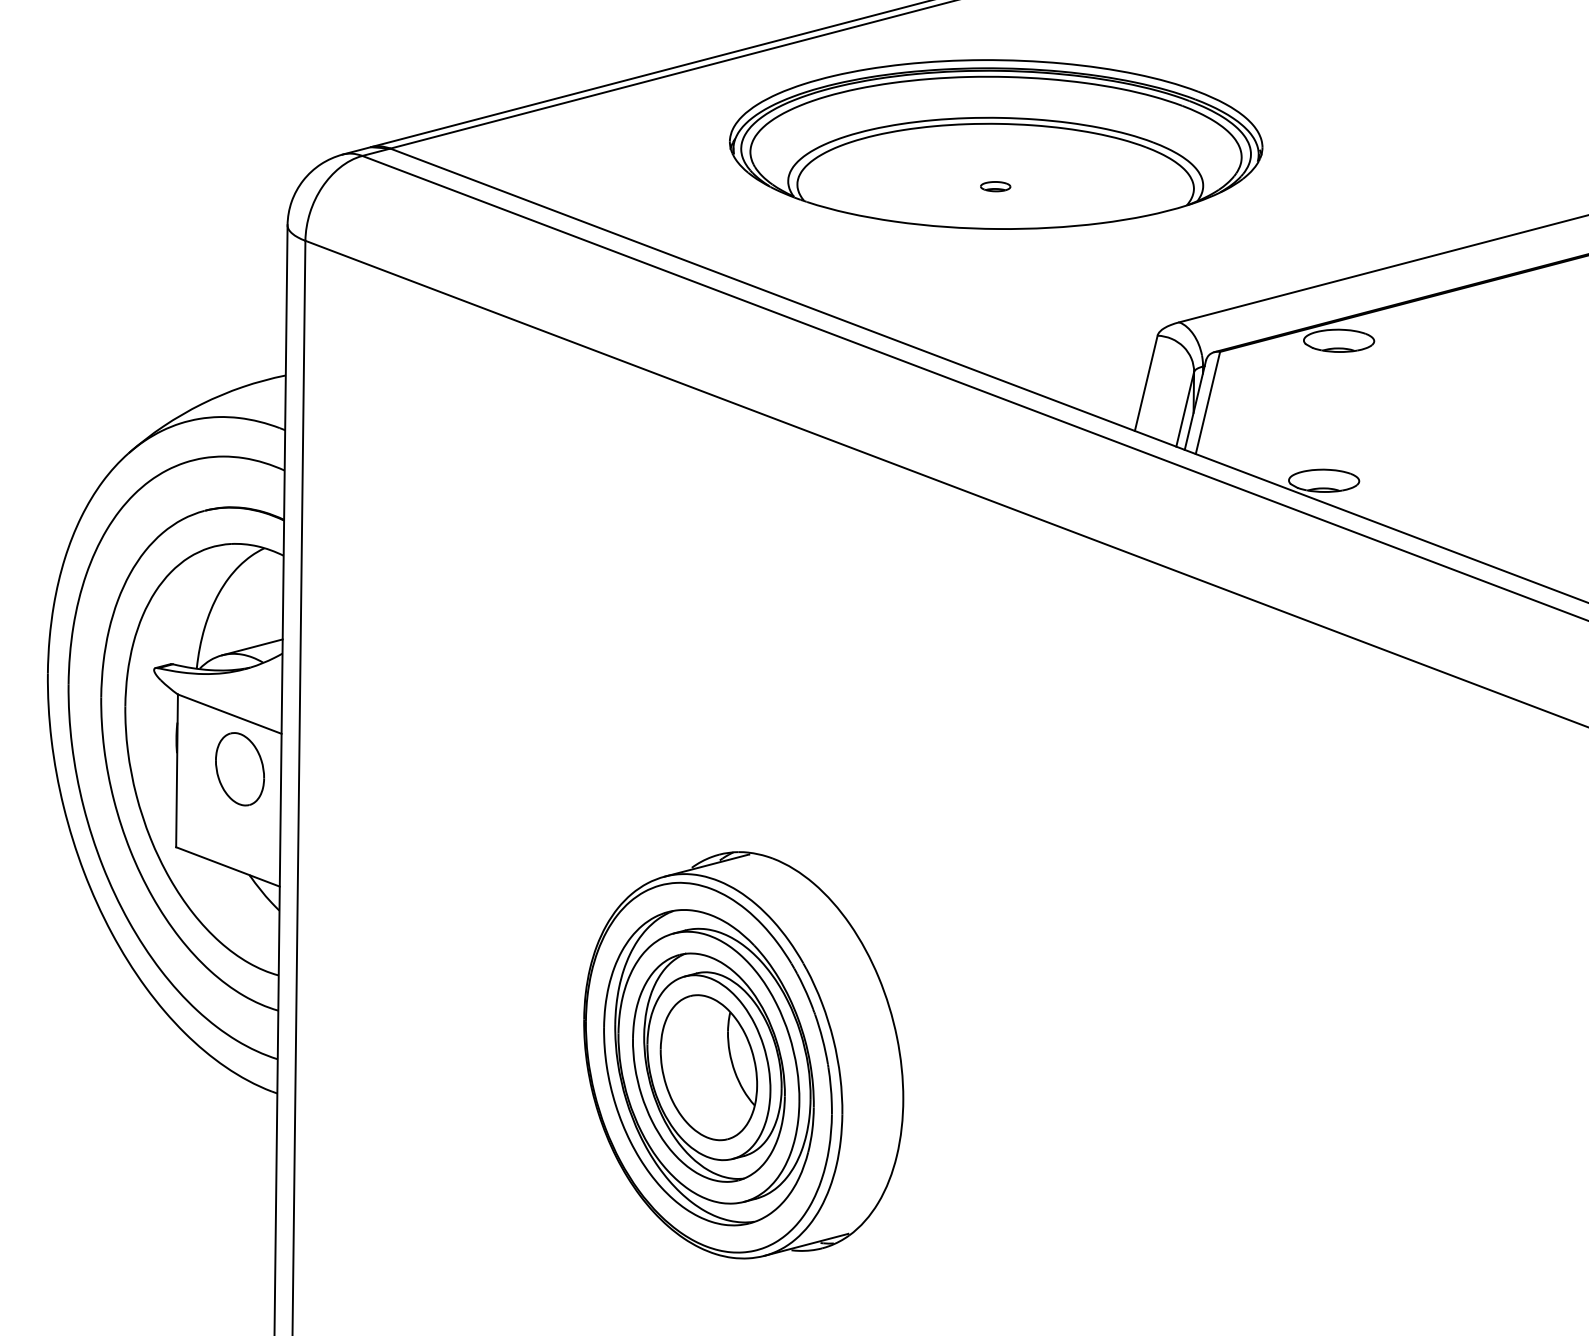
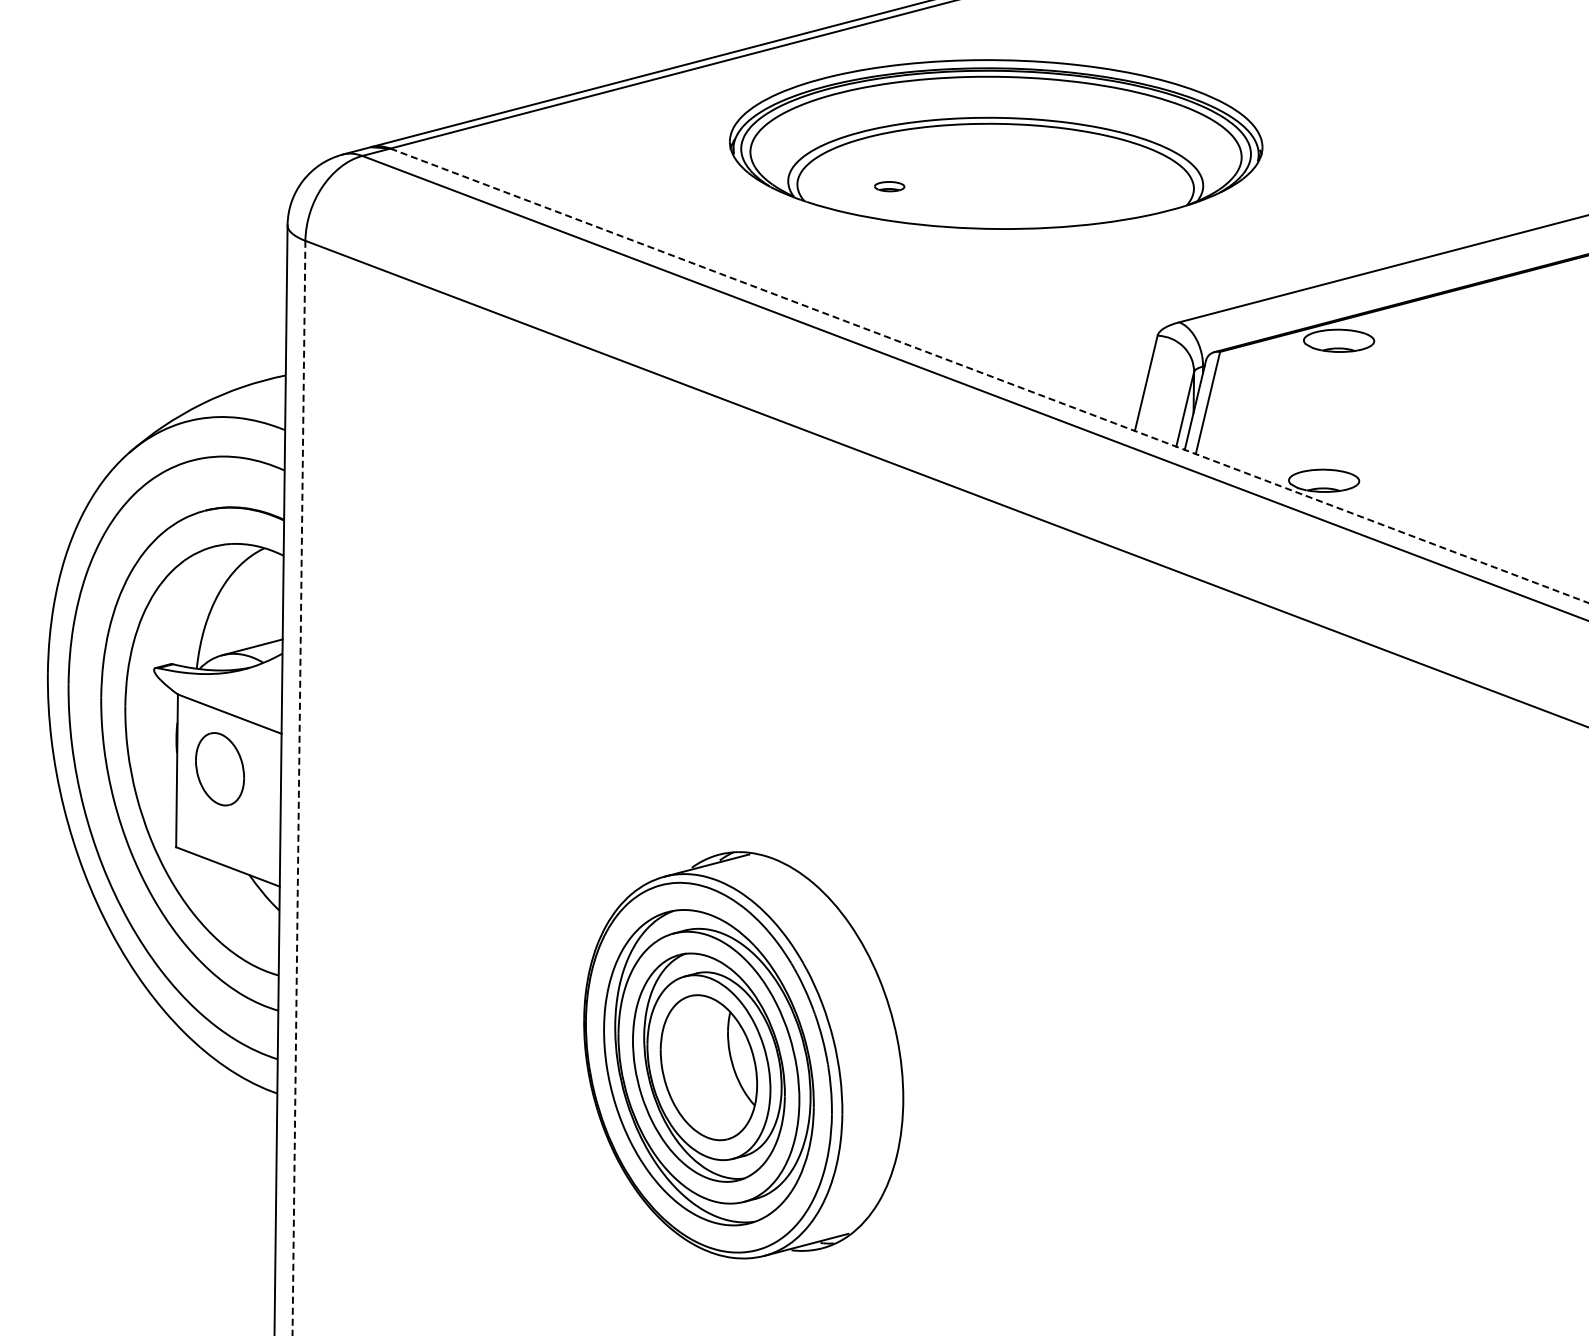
part position: (995, 186) -> (889, 186) (889, 186)
line: solid -> dashed (989, 375)
part position: (239, 769) -> (219, 769) (219, 769)
line: solid -> dashed (298, 788)
